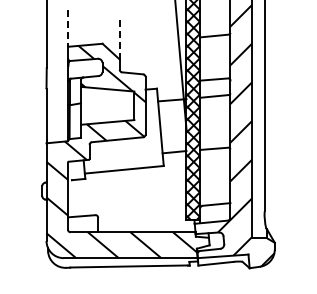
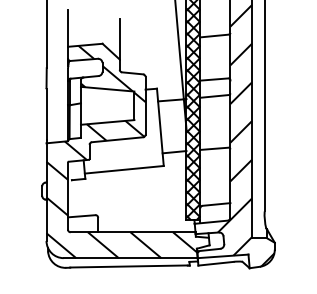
line: dashed -> solid (68, 29)
line: dashed -> solid (119, 38)
